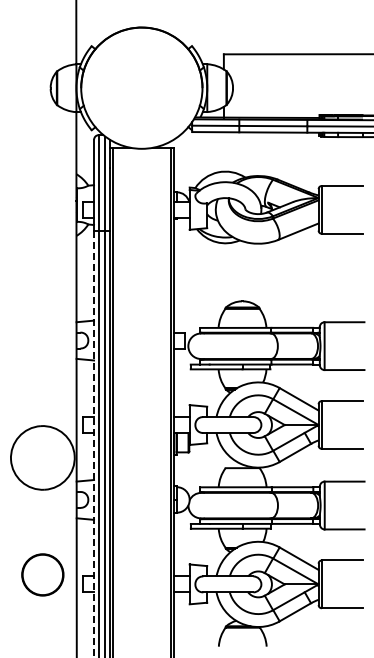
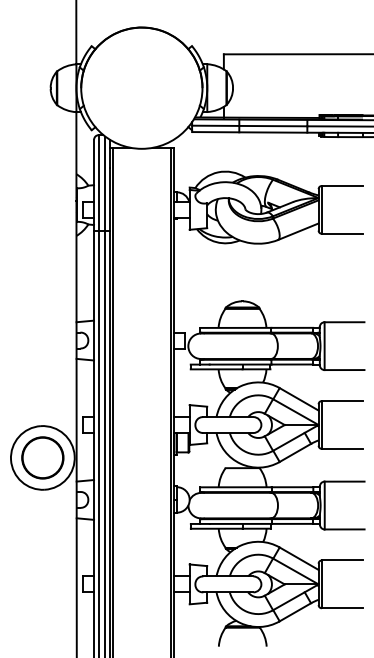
line: dashed -> solid (94, 444)
circle position: (42, 574) -> (42, 457) (42, 457)
